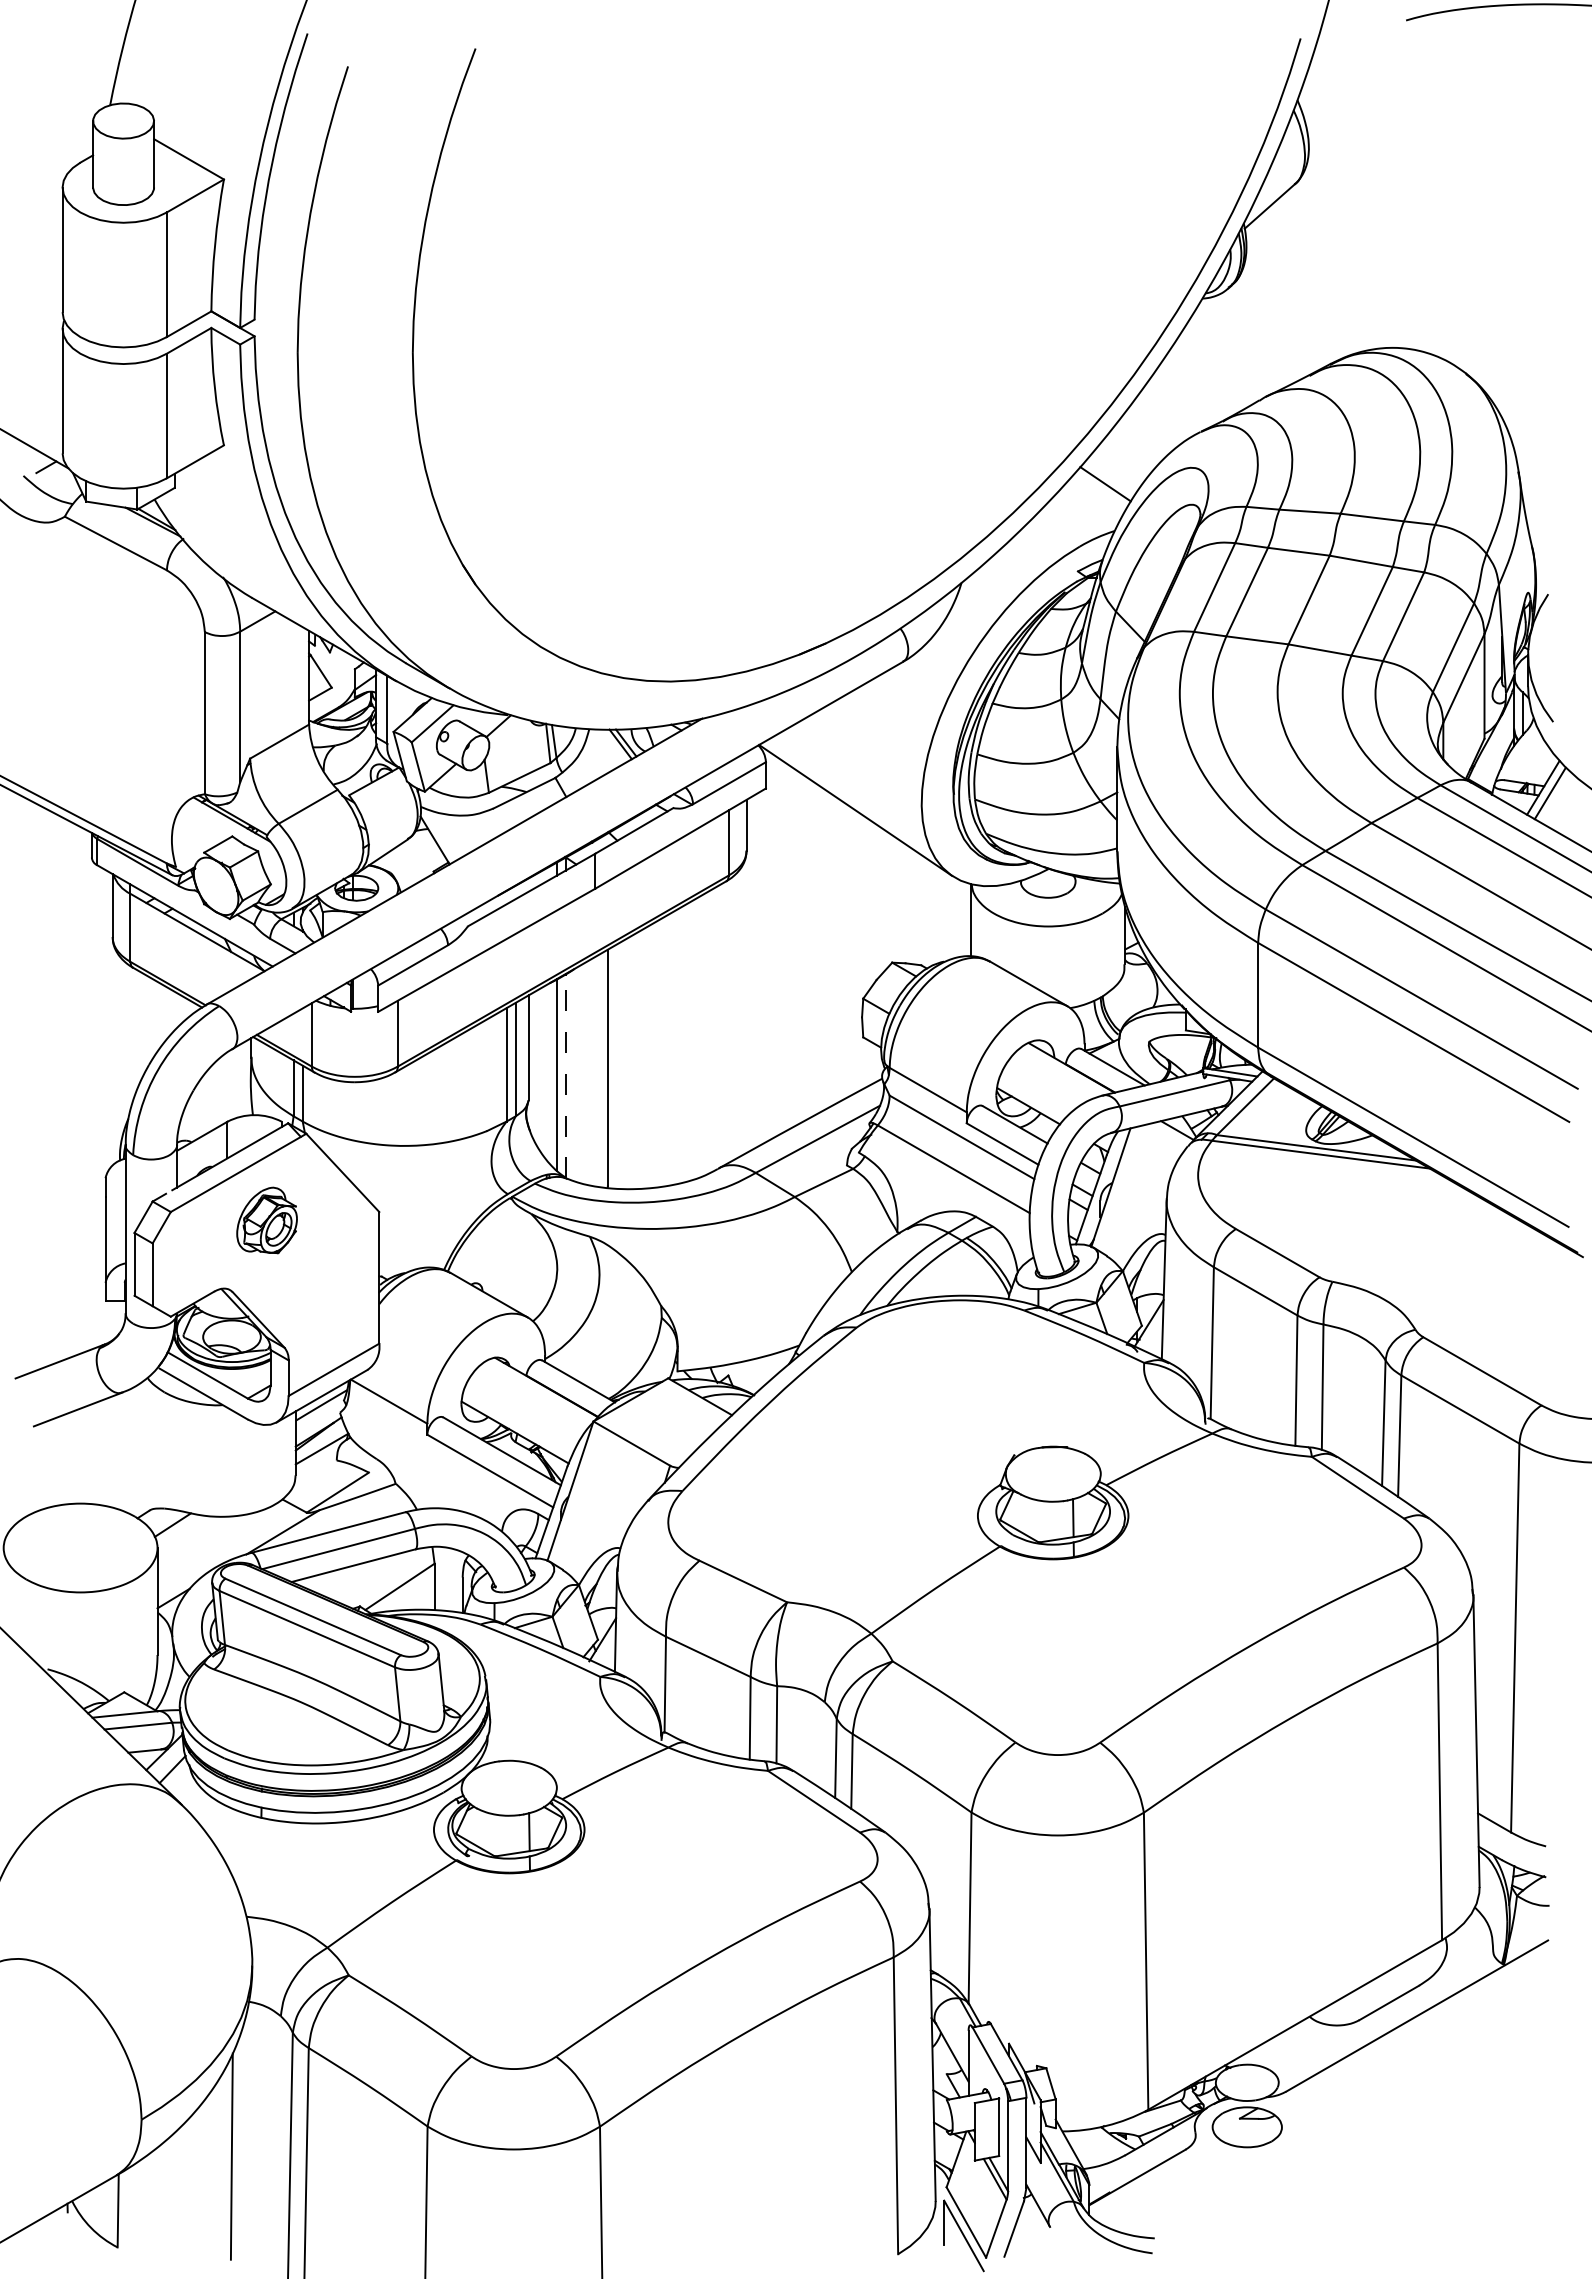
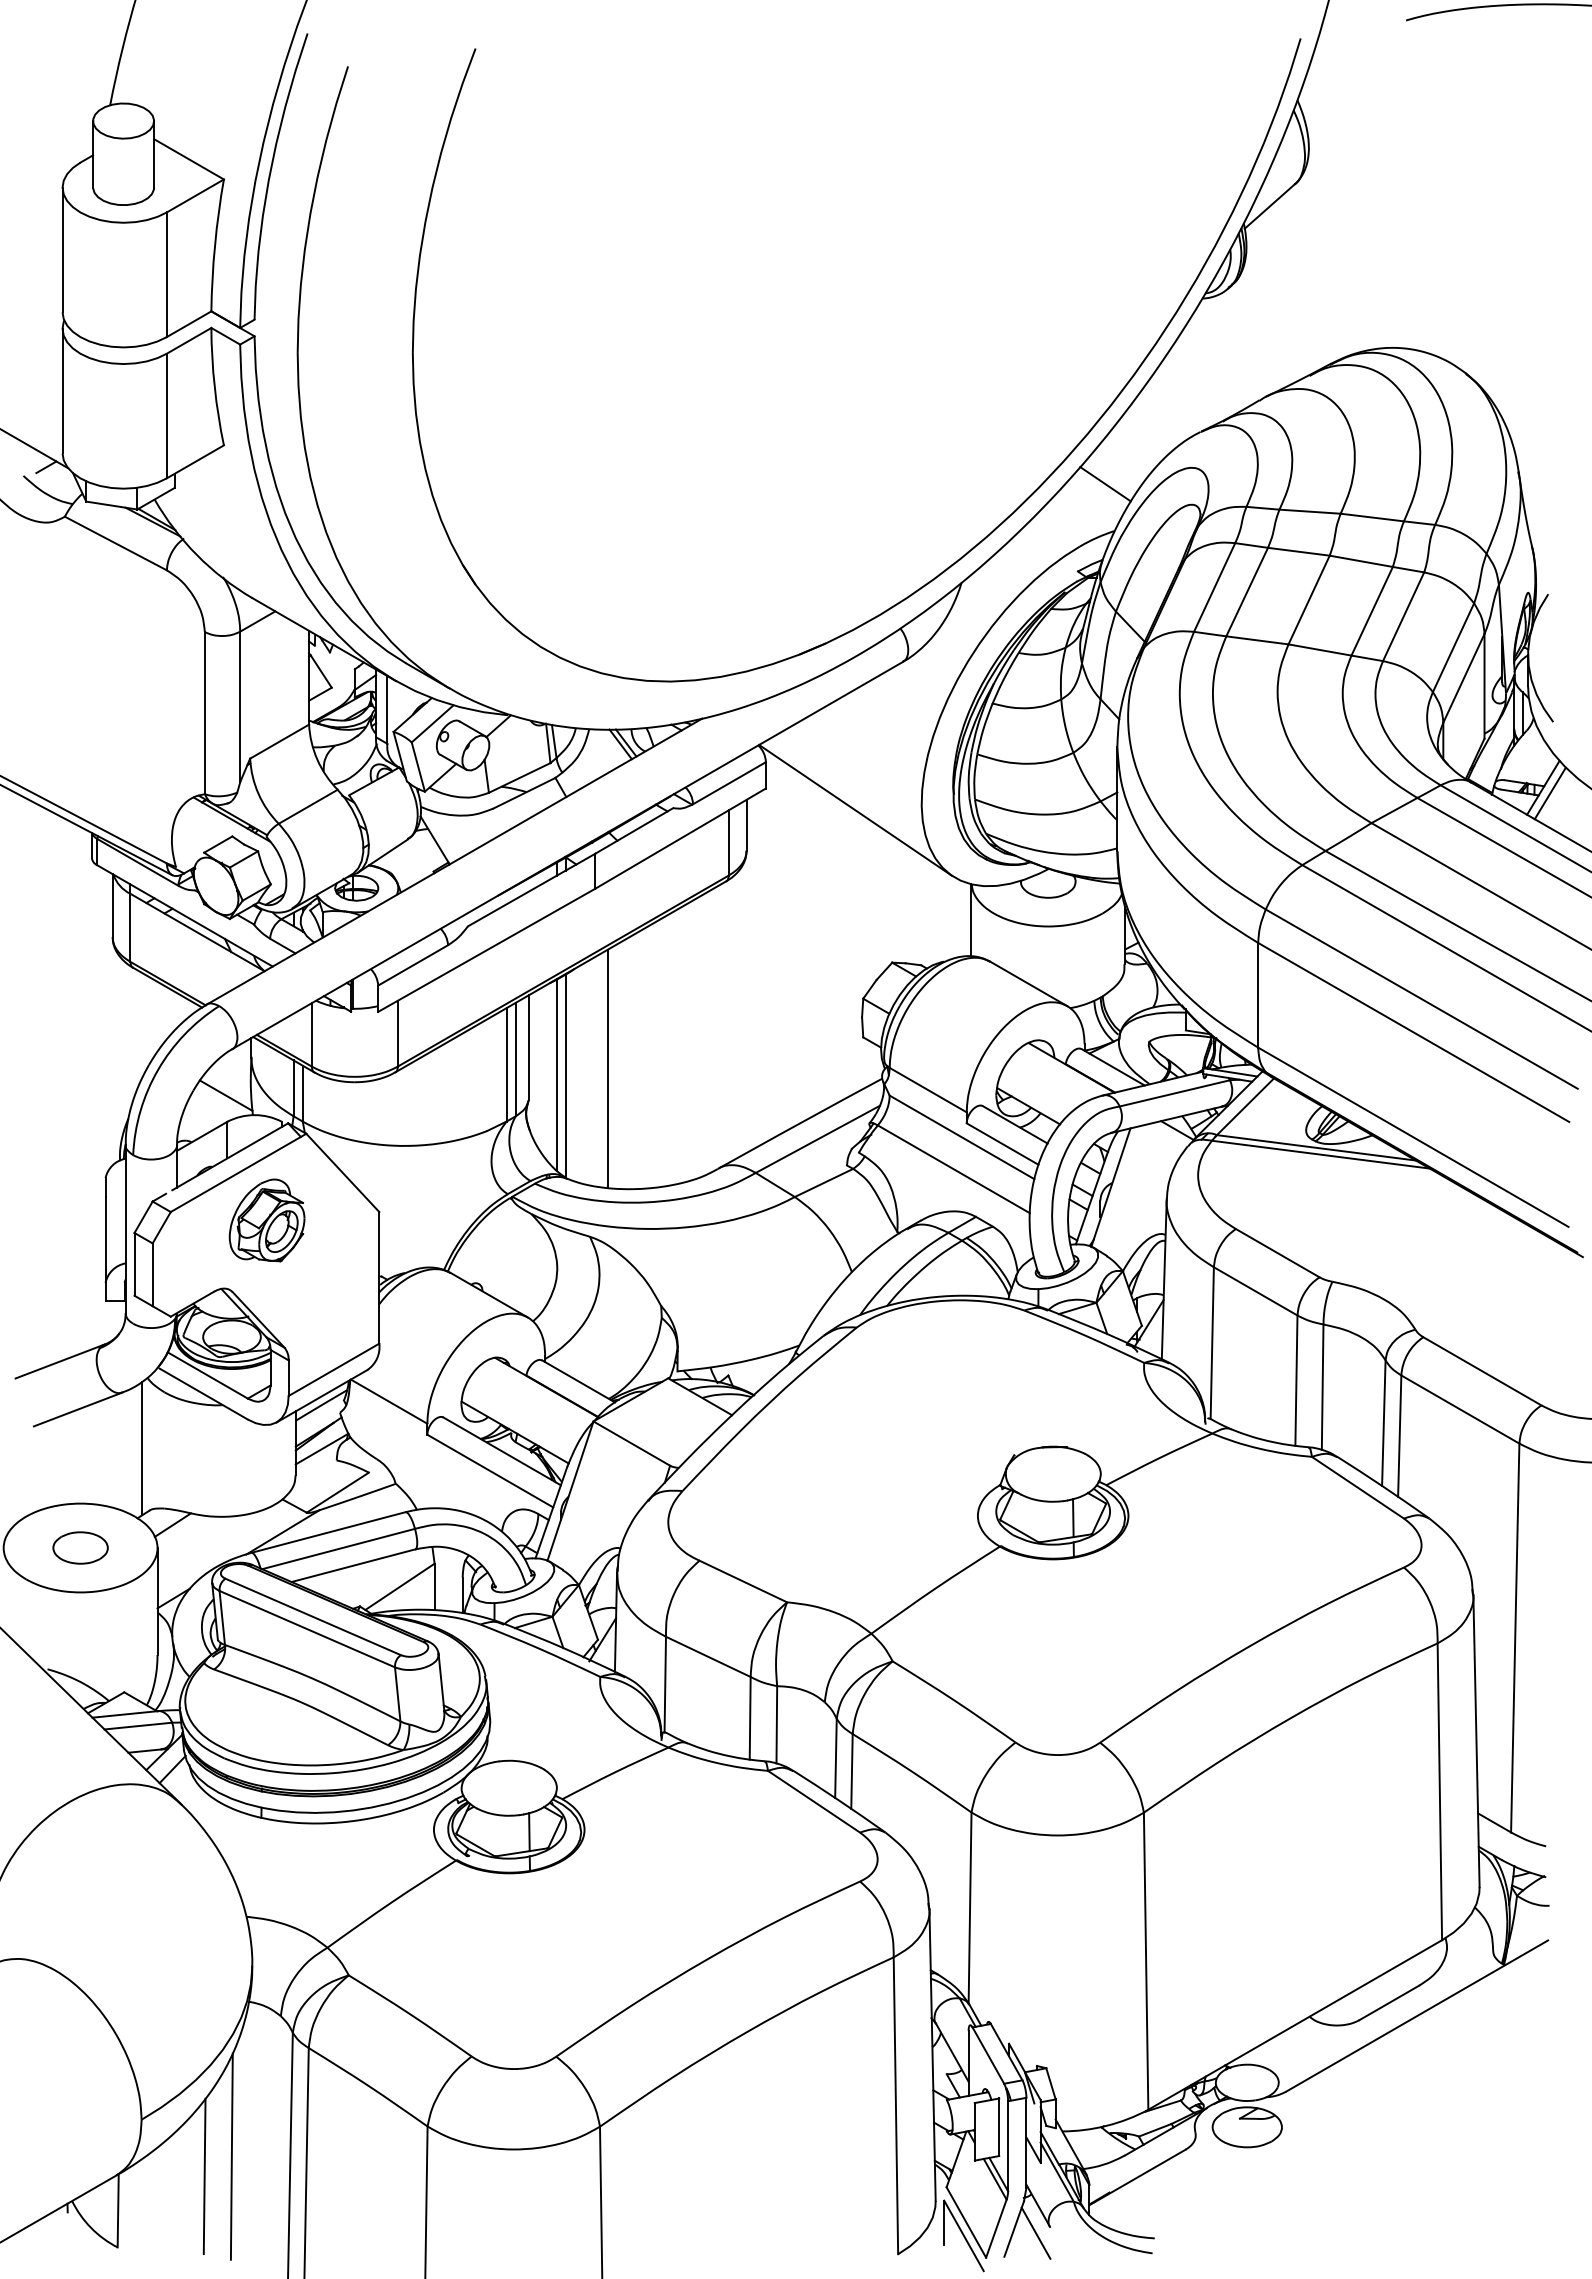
line: dashed -> solid (565, 1076)
line: none -> present (225, 1095)
part size: 62x69 px -> 78x85 px (266, 1220)
line: none -> present (141, 1448)
part: none -> present (80, 1547)
line: none -> present (204, 2176)
line: none -> present (1035, 2232)
